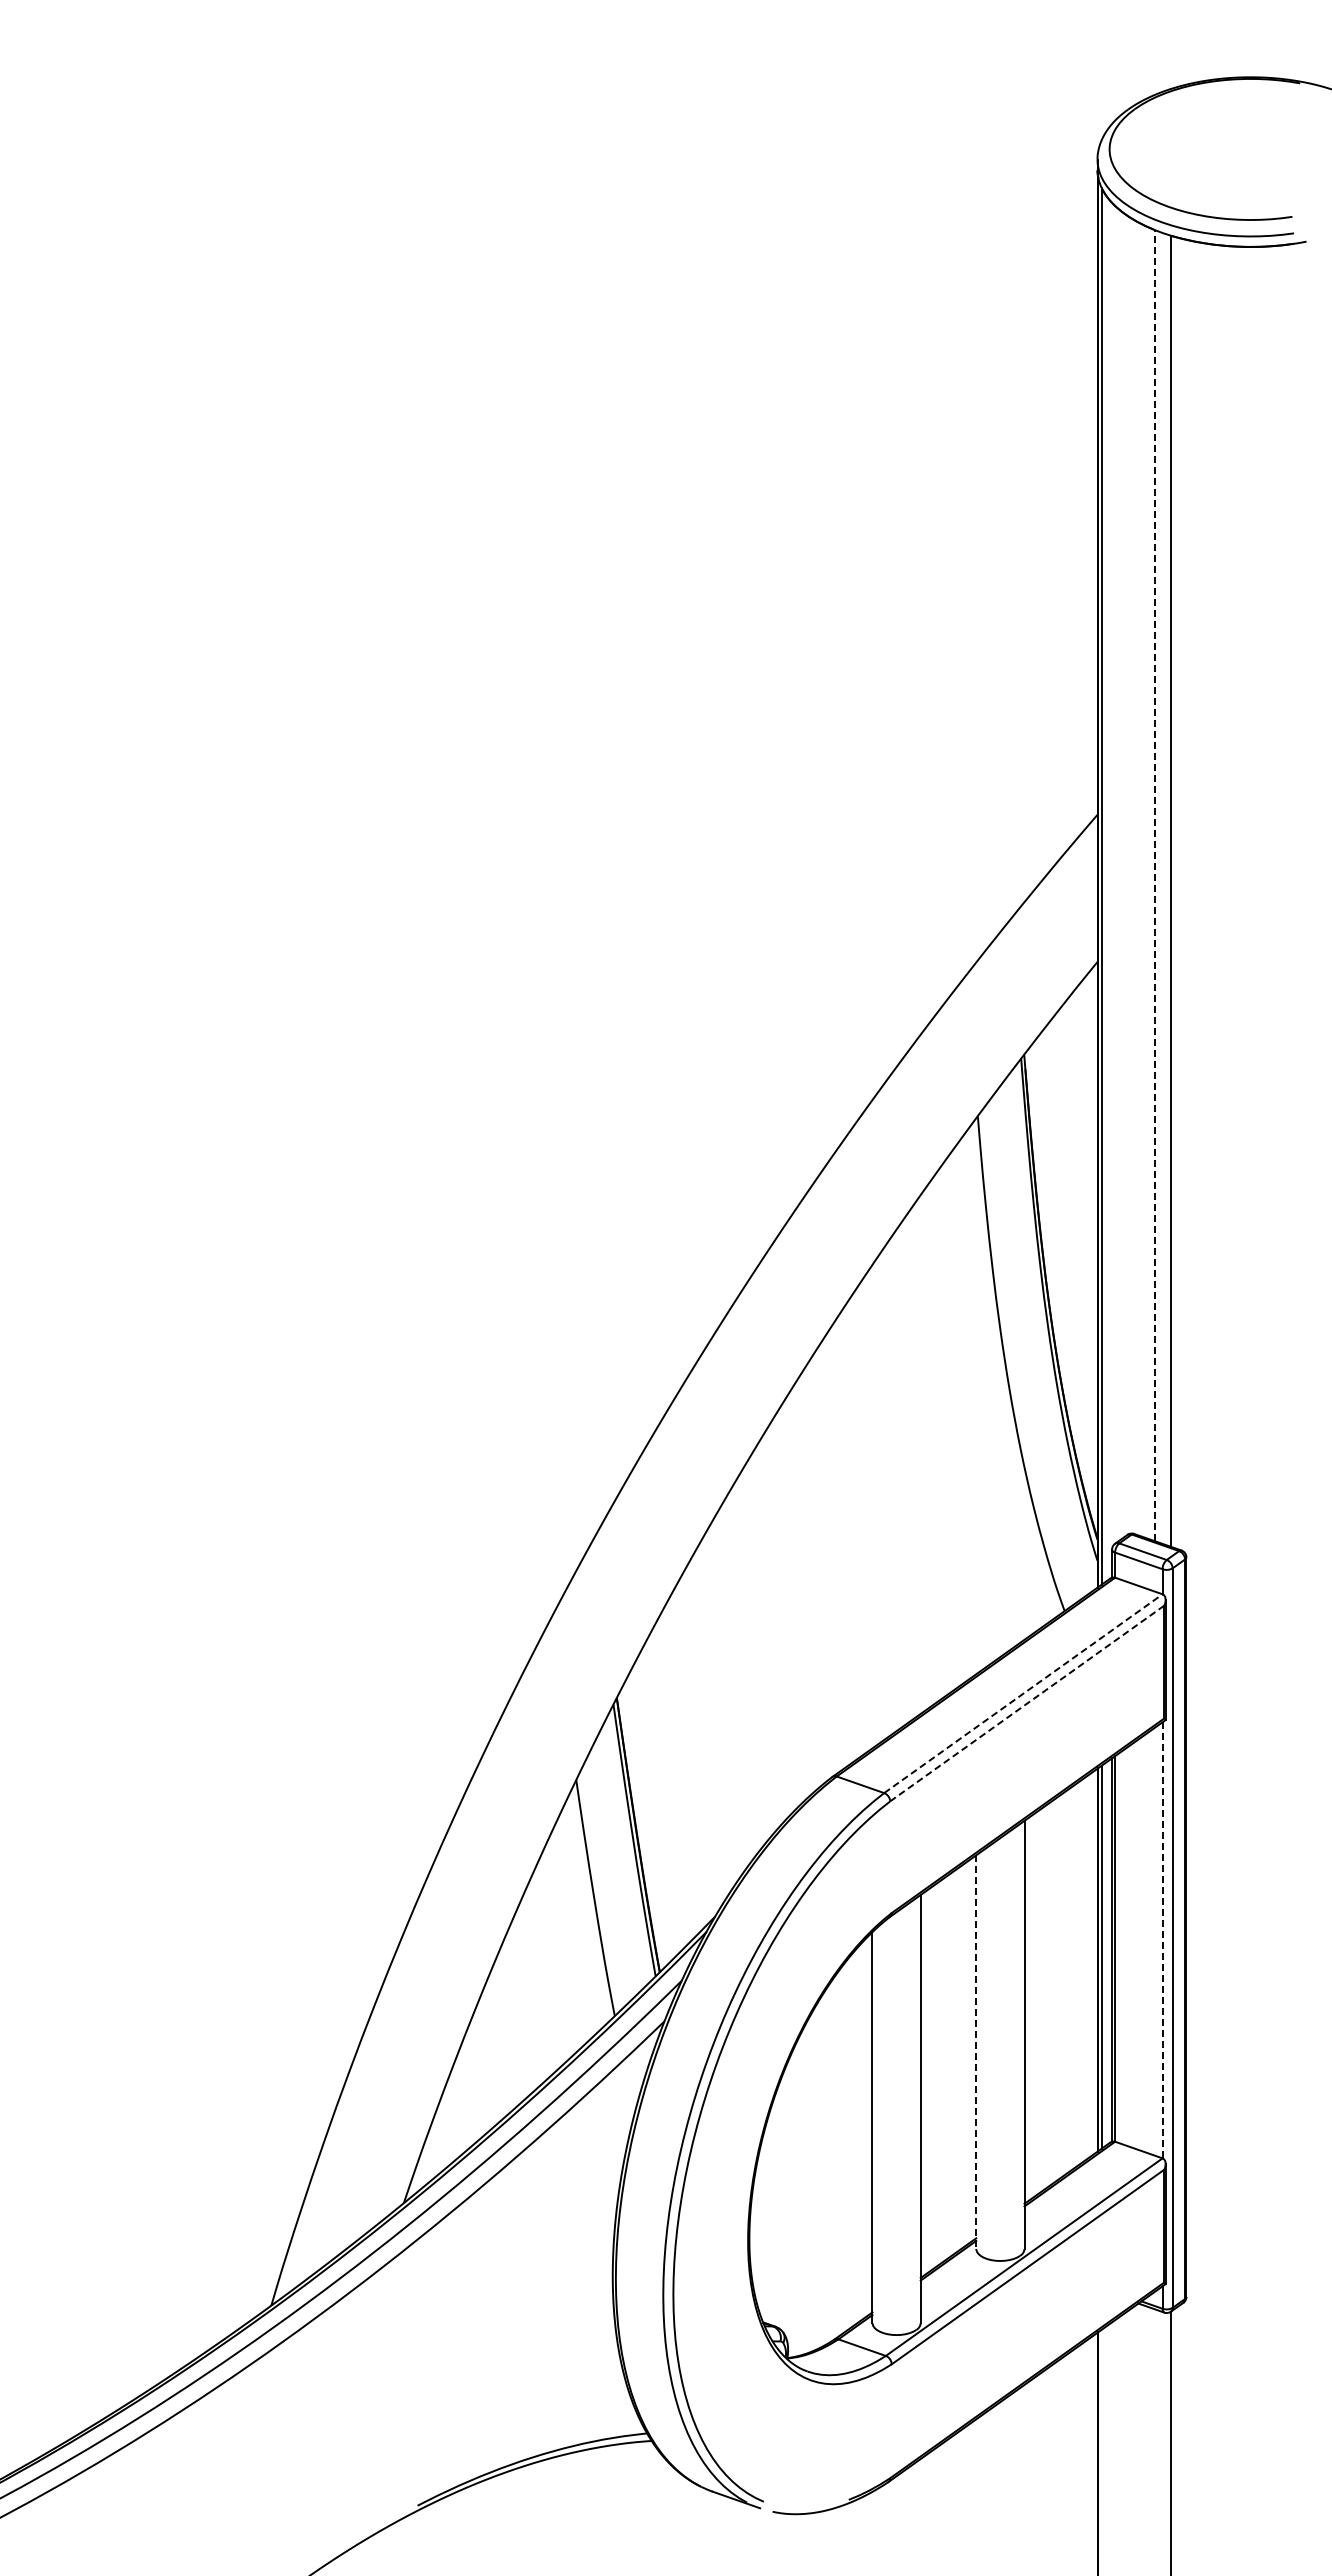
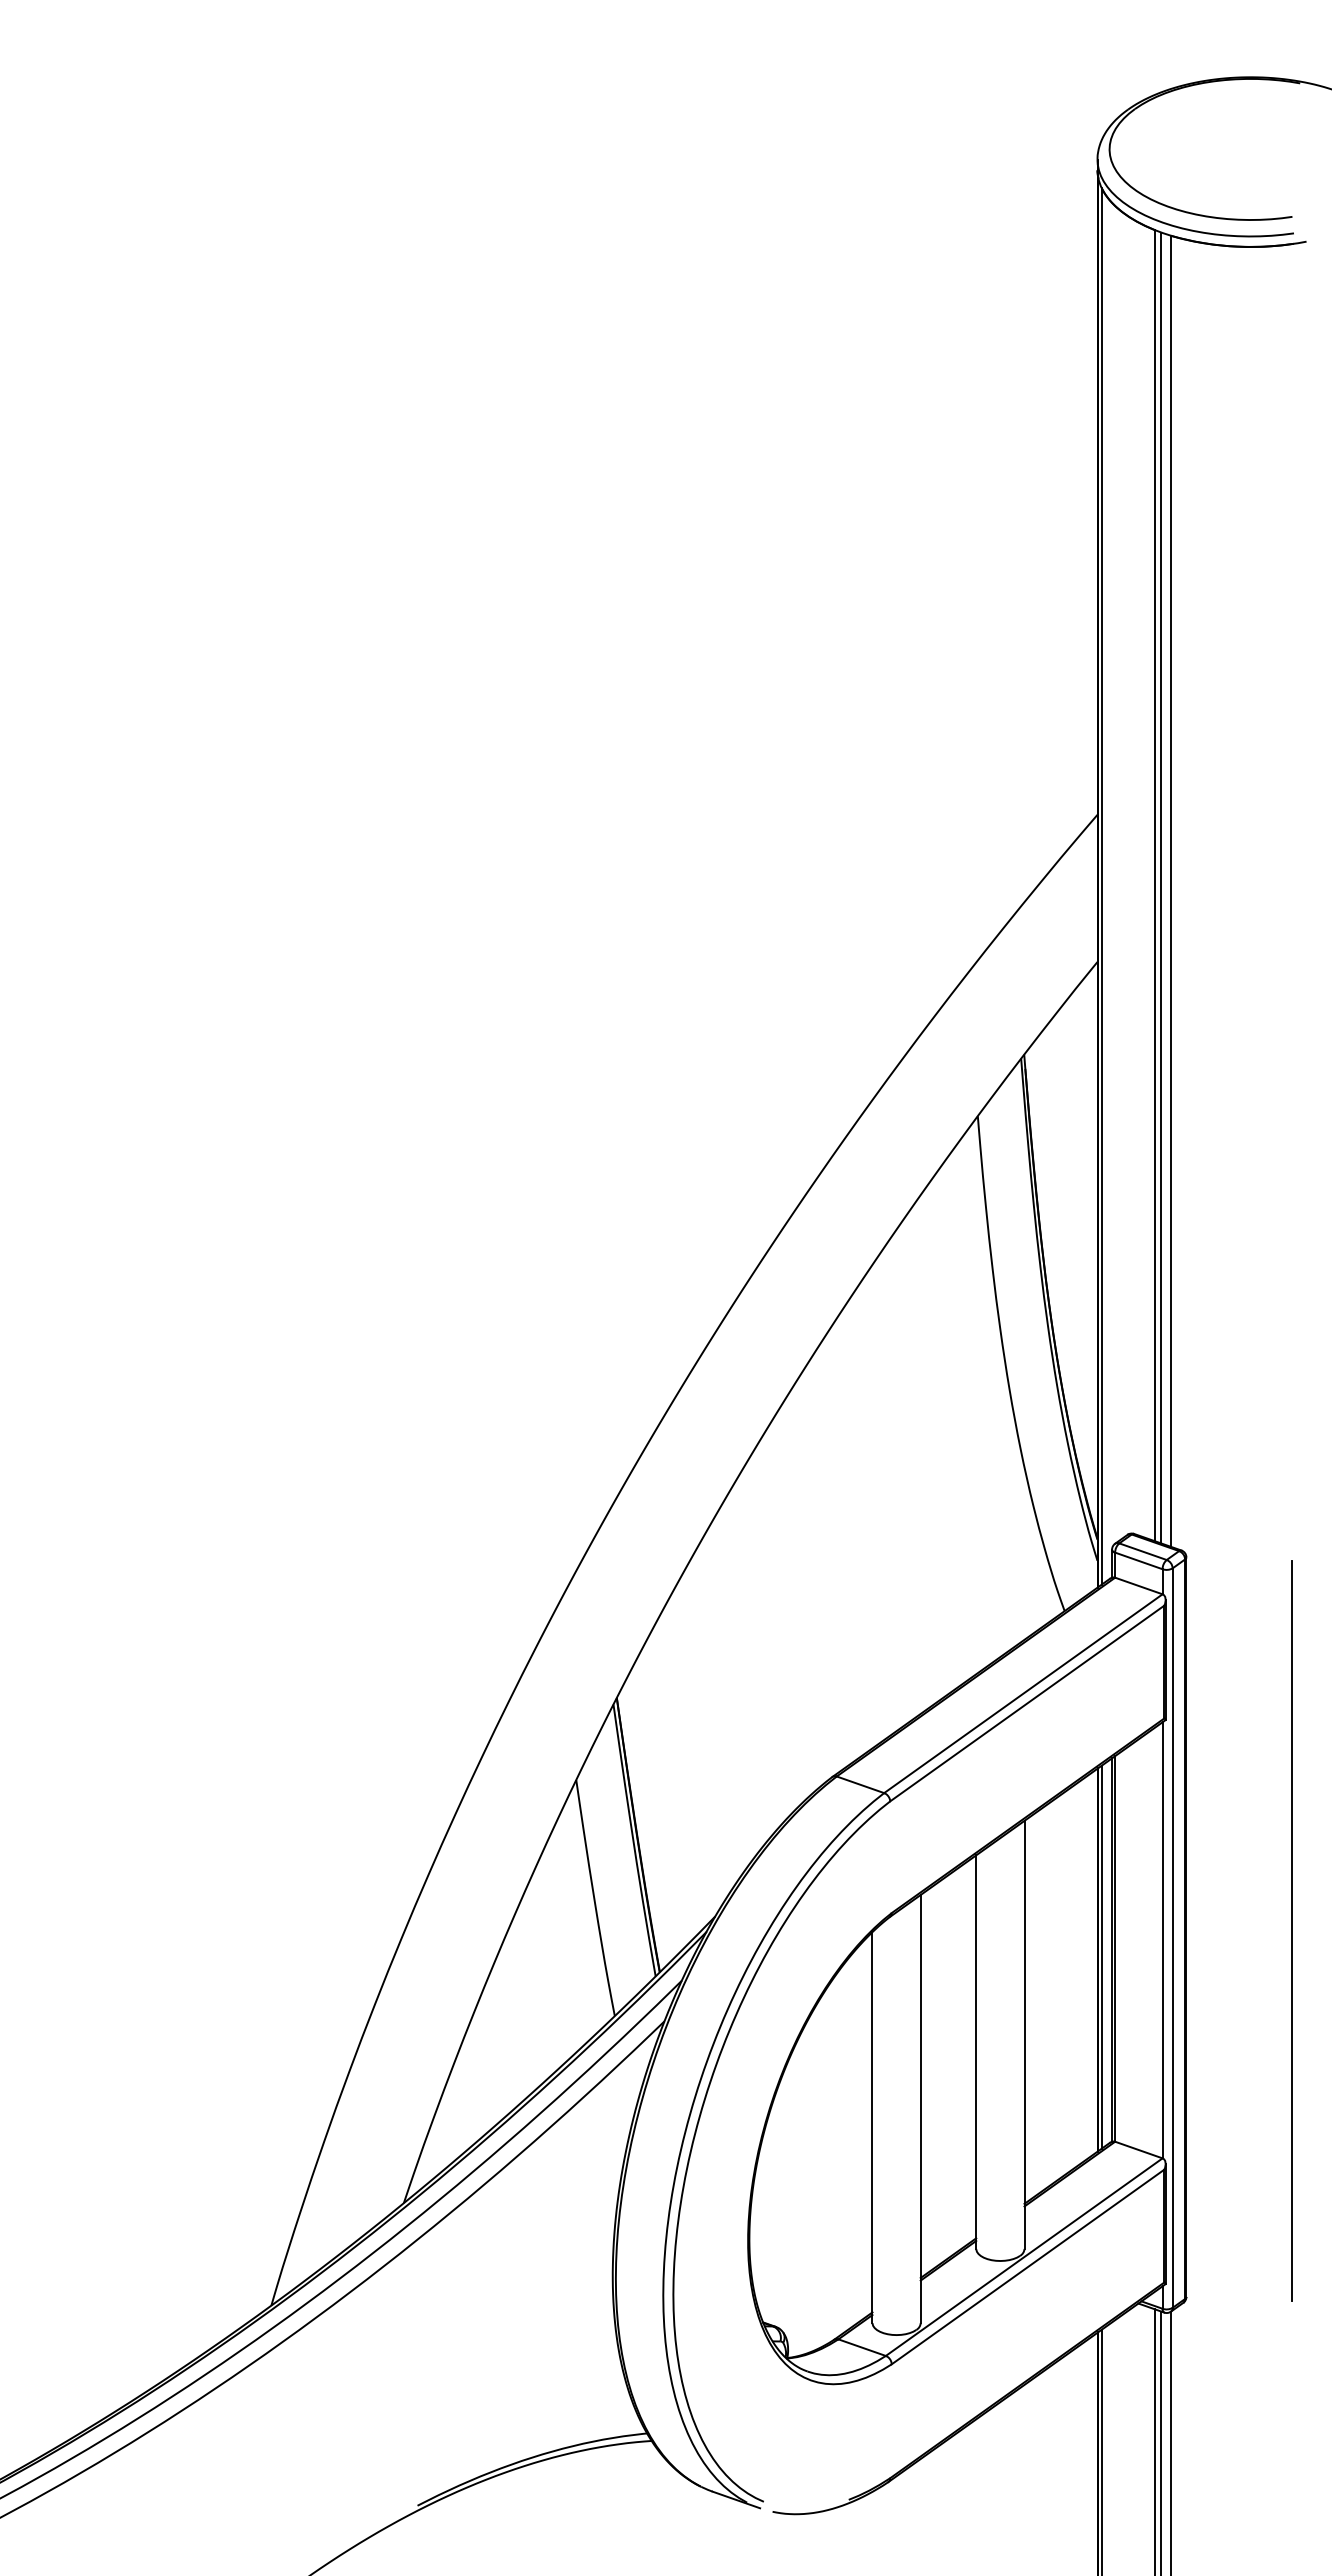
line: dashed -> solid (1155, 885)
line: none -> present (1161, 887)
line: dashed -> solid (1023, 1693)
line: dashed -> solid (1026, 1703)
line: none -> present (1291, 1930)
line: dashed -> solid (1162, 1939)
line: dashed -> solid (976, 2052)
line: none -> present (1155, 2440)
line: none -> present (1161, 2441)
line: none -> present (1101, 2450)
